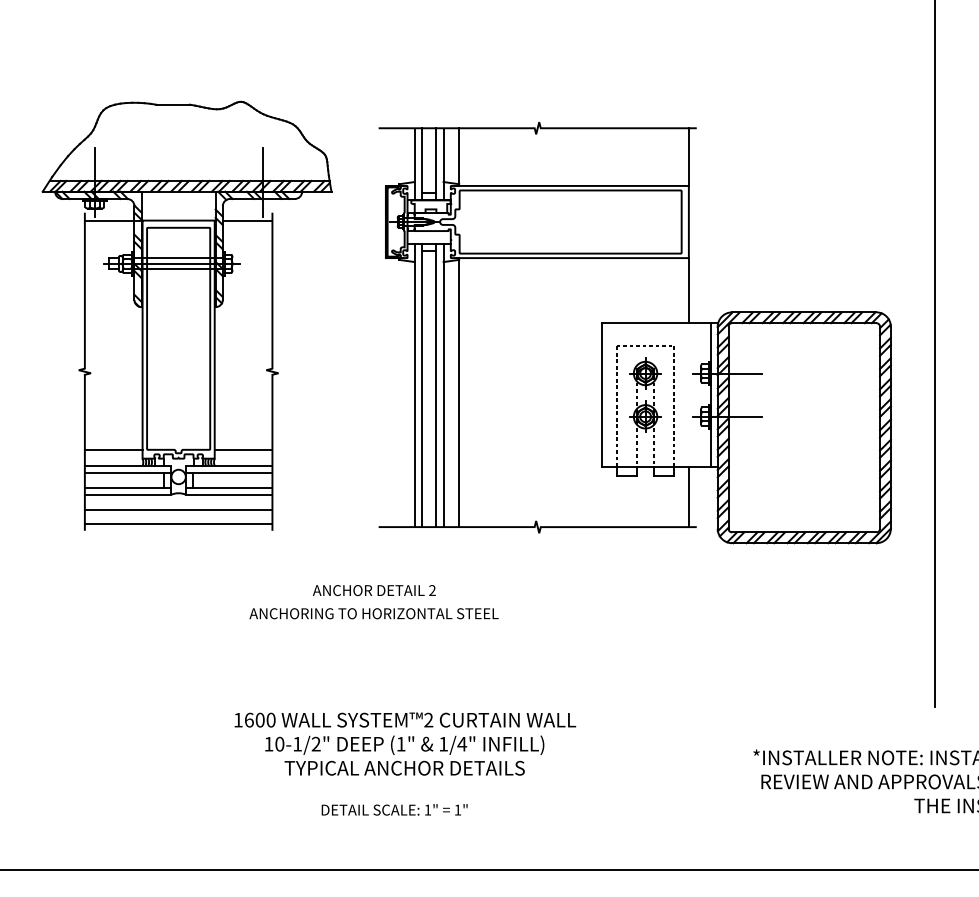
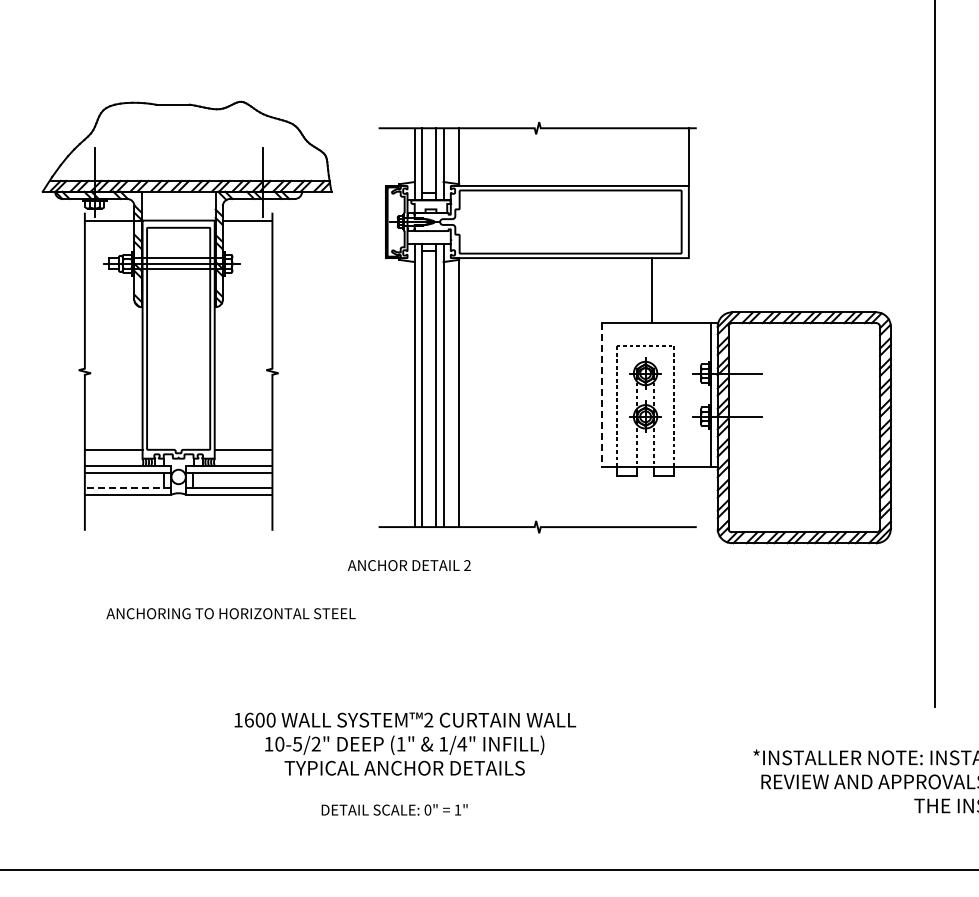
line position: (688, 290) -> (651, 290) (651, 290)
line: solid -> dashed (602, 395)
line: solid -> dashed (127, 487)
line: present -> none (688, 497)
line: present -> none (178, 510)
line: present -> none (178, 523)
text position: (374, 590) -> (409, 565) (409, 565)
text position: (373, 613) -> (230, 613) (230, 613)
text: 10-1/2" -> 10-5/2" (297, 744)
text: 1" -> 0" (427, 809)
